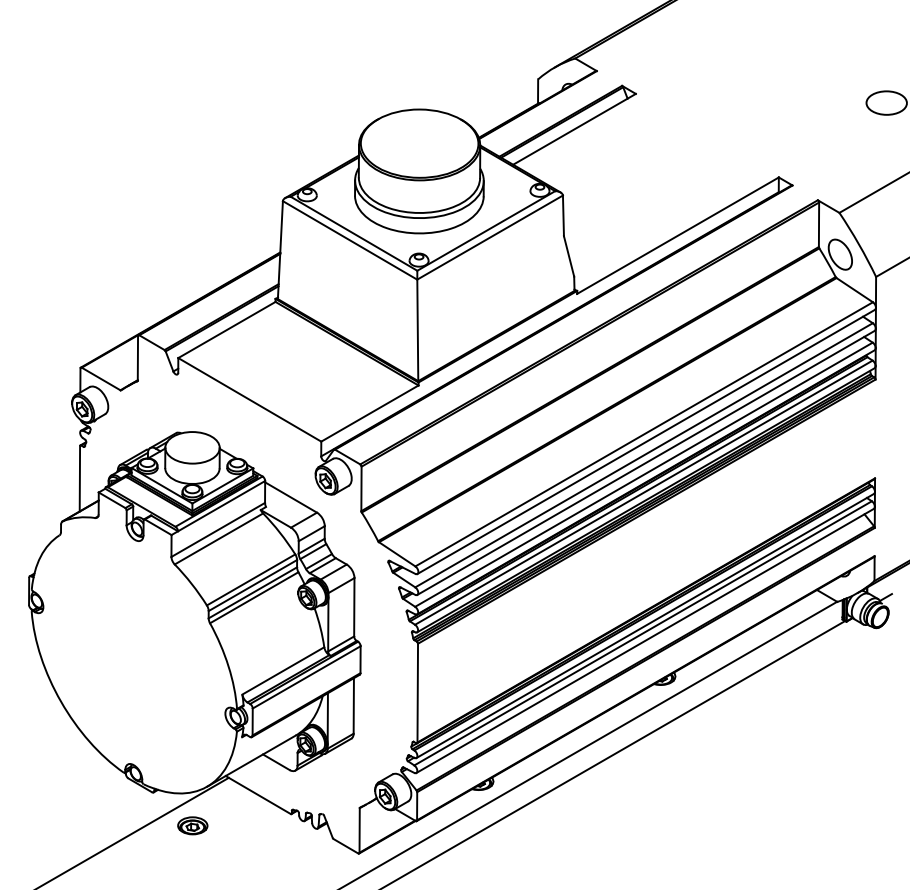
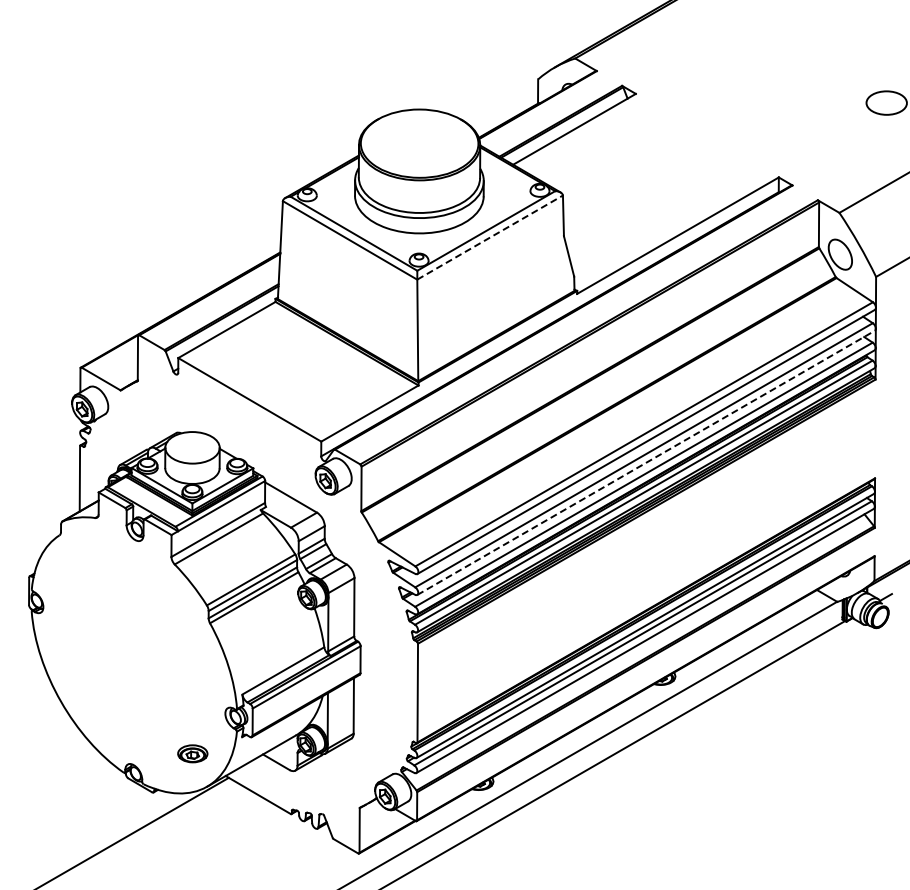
line: solid -> dashed (490, 237)
line: solid -> dashed (646, 462)
part position: (192, 825) -> (192, 753) (192, 753)
